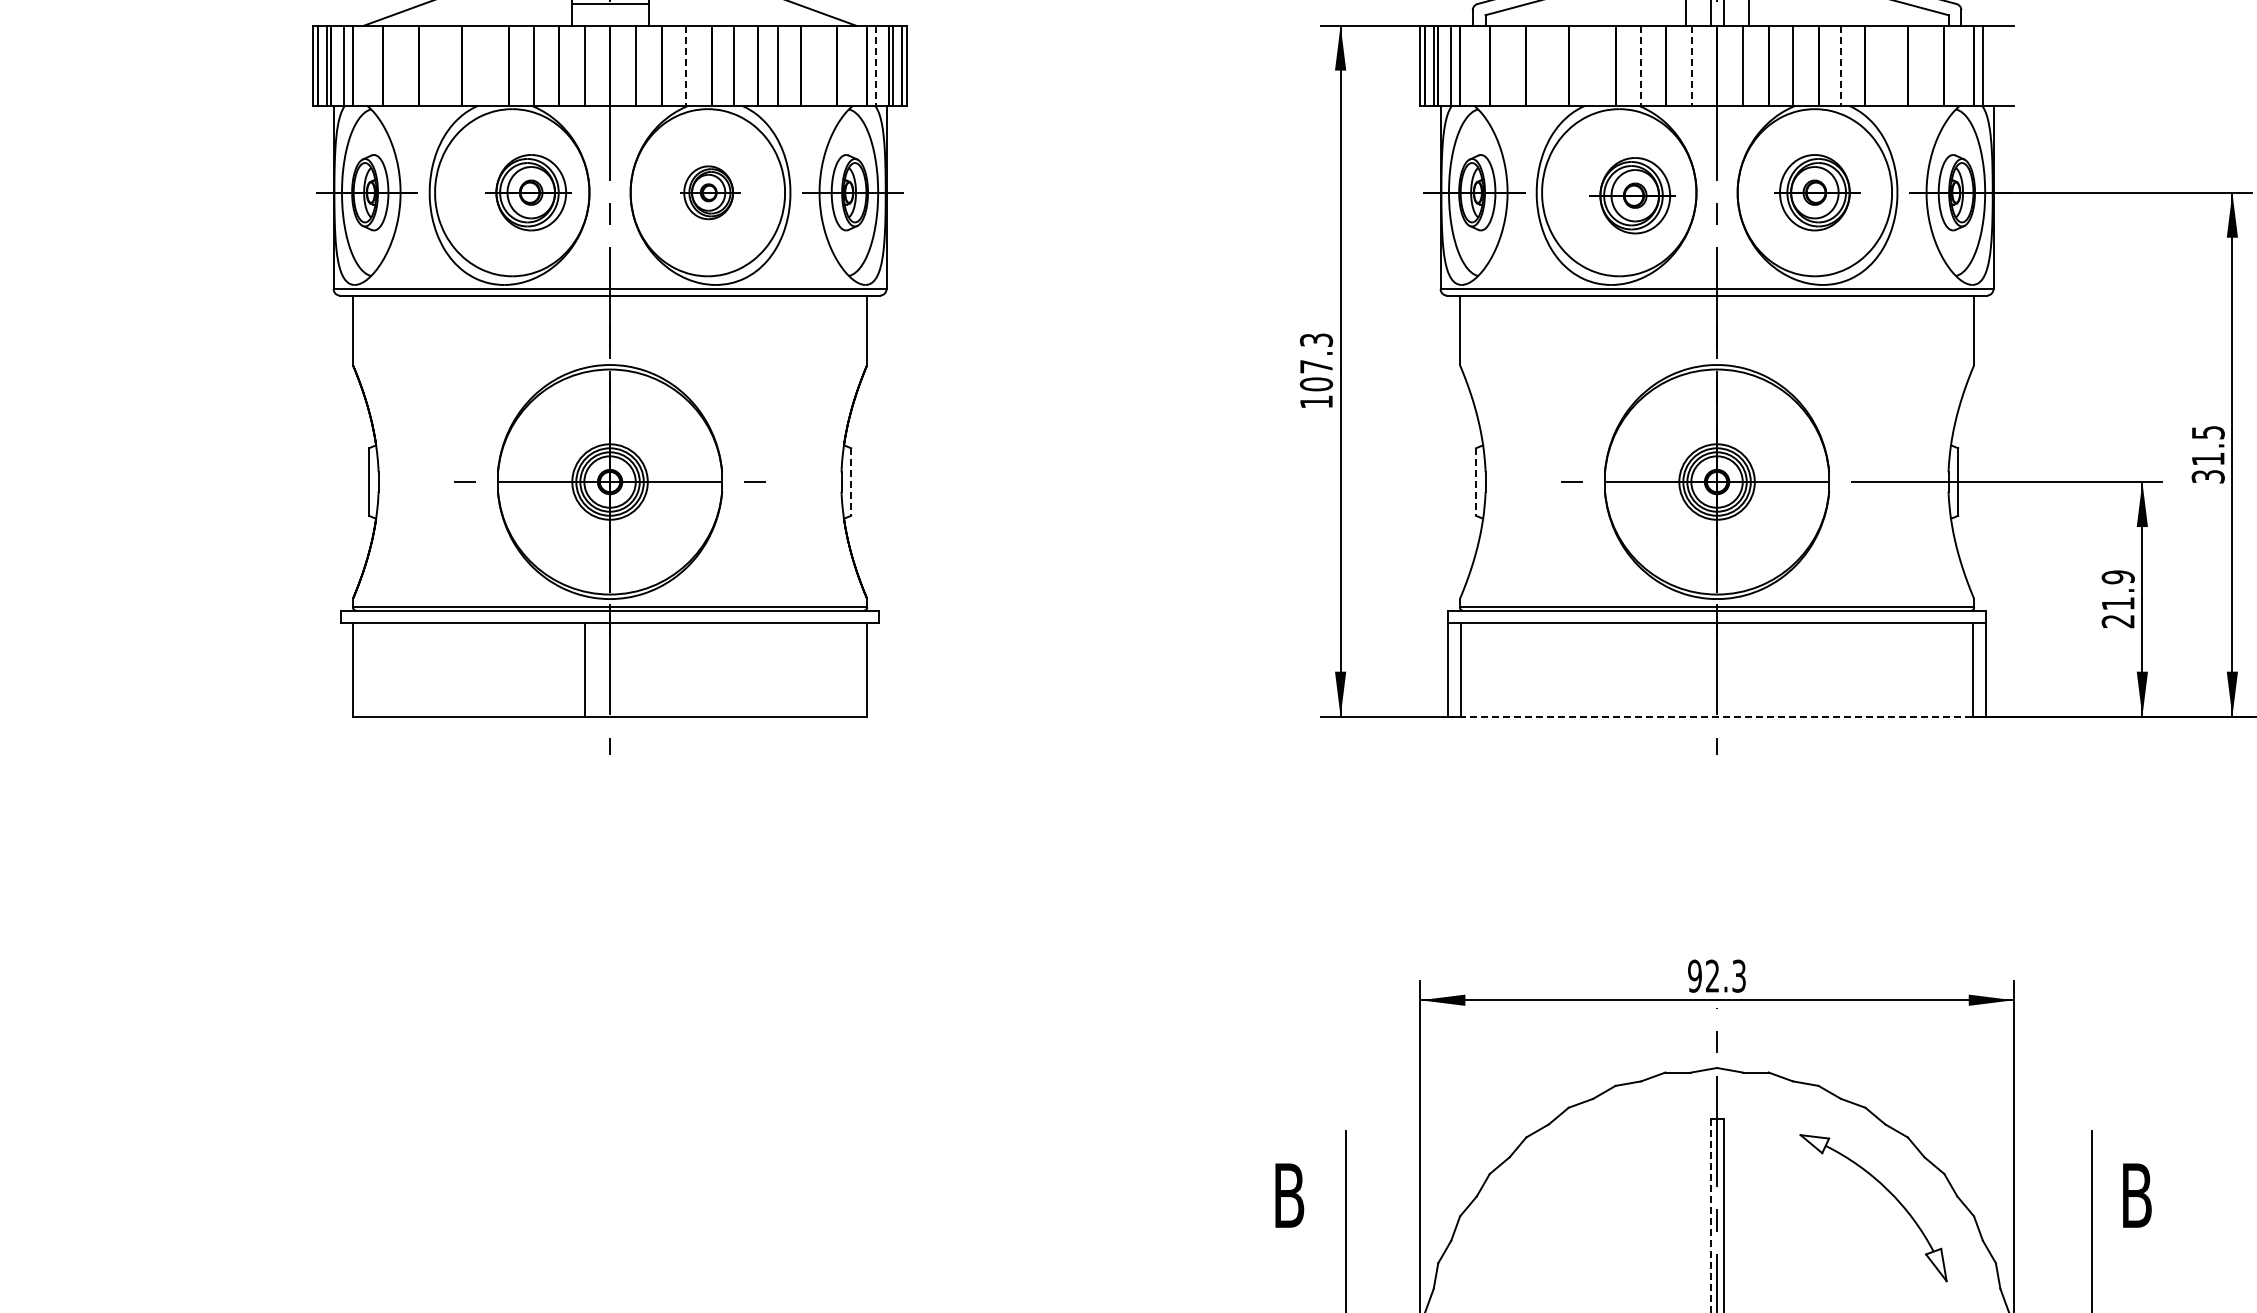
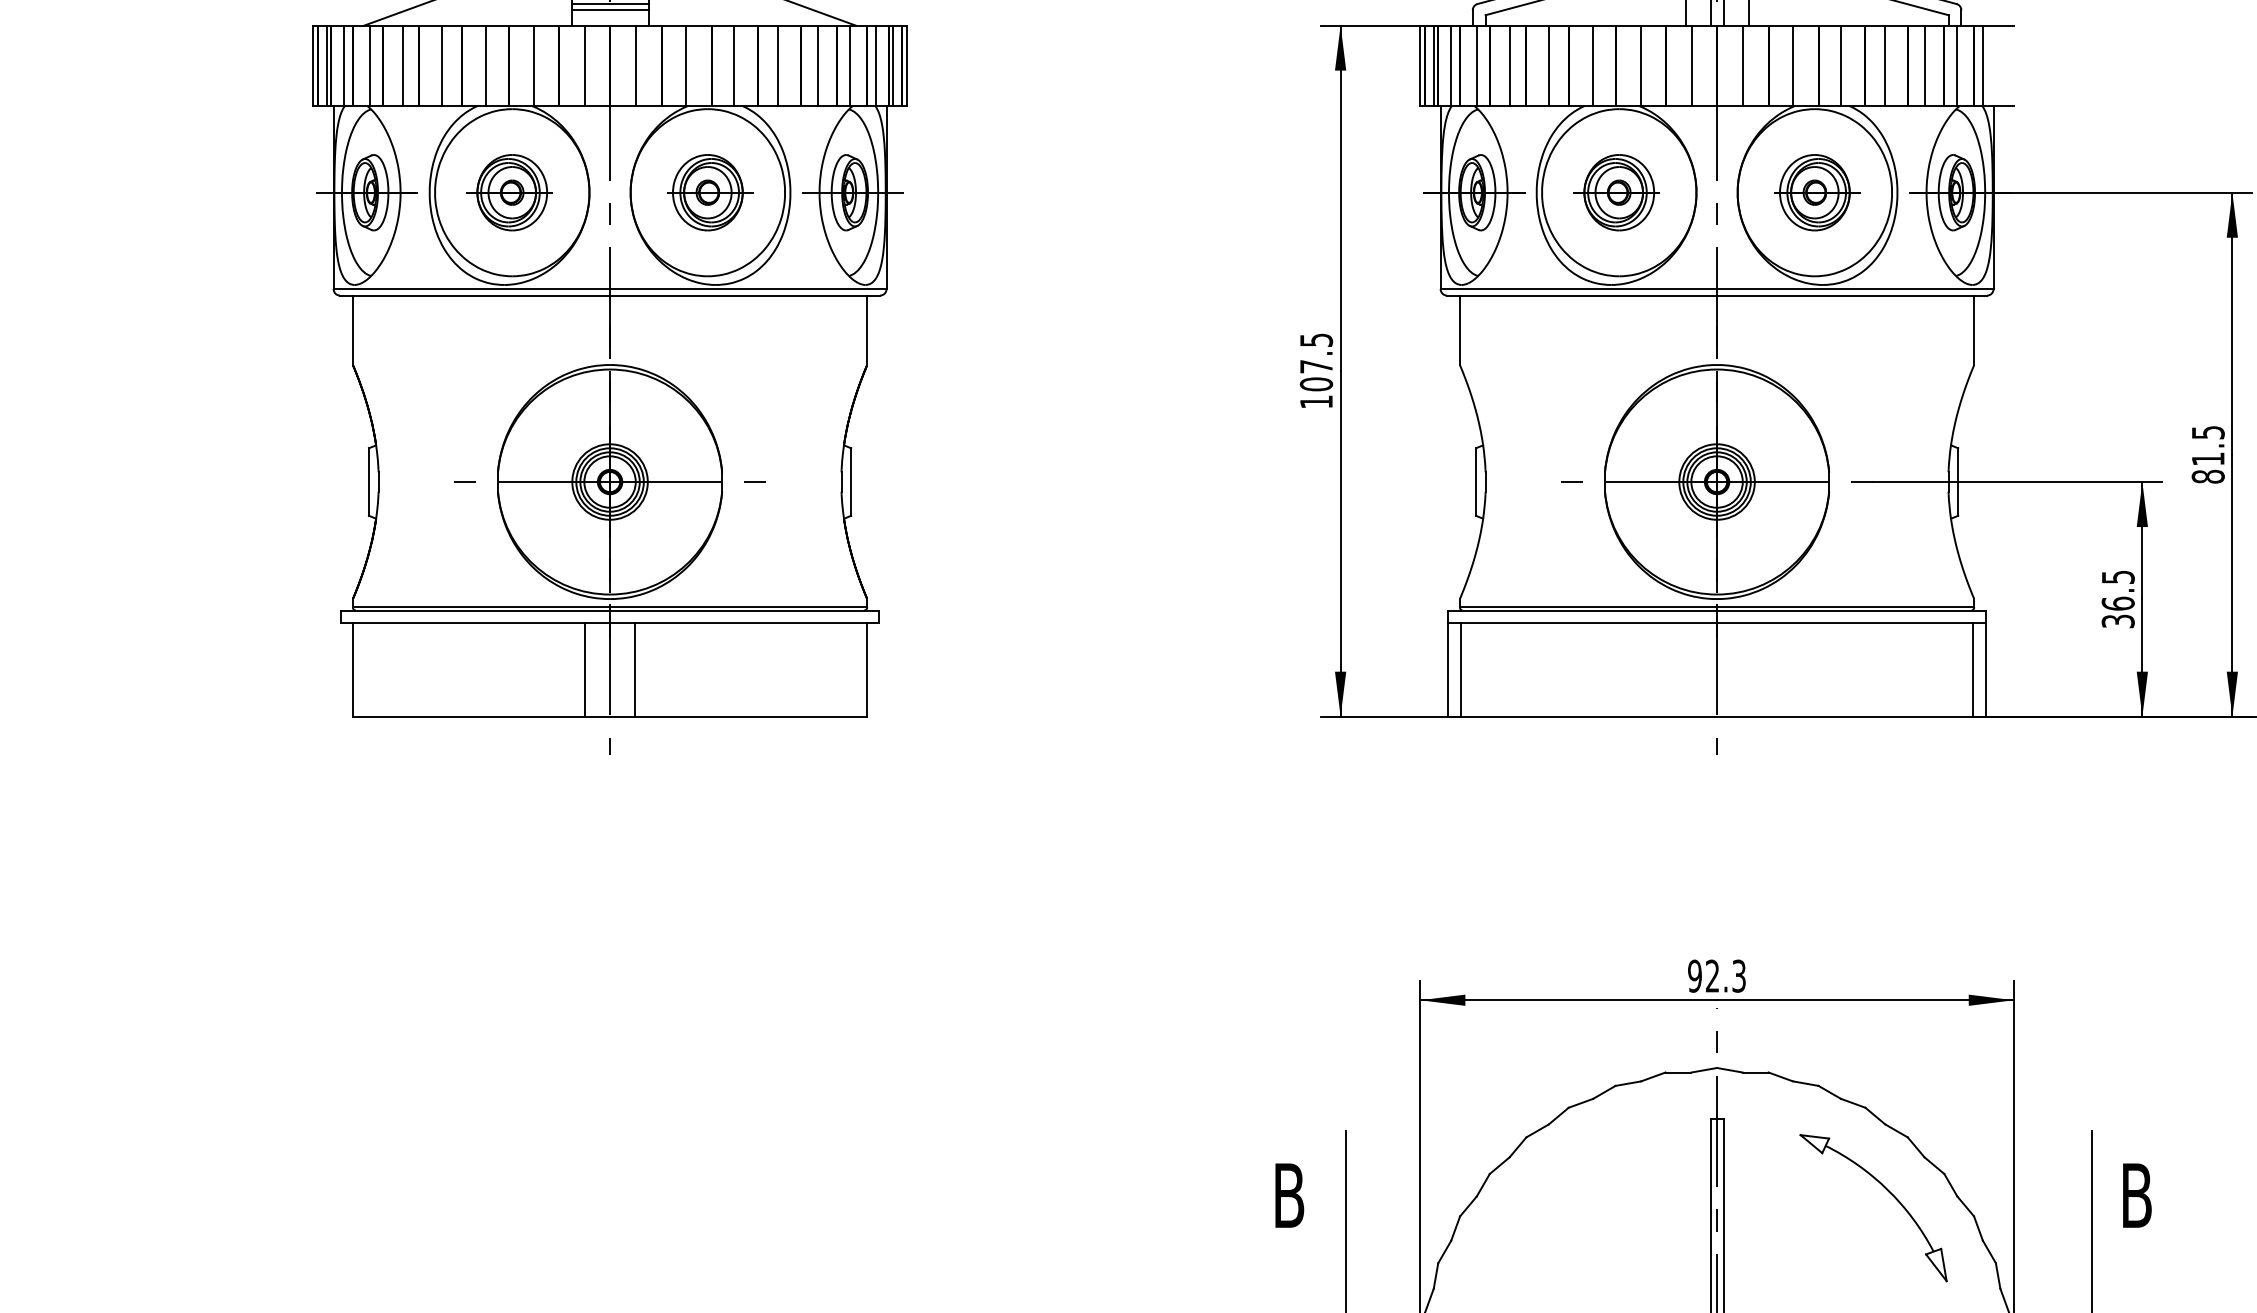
line: none -> present (609, 10)
line: none -> present (369, 65)
line: none -> present (402, 65)
line: none -> present (441, 65)
line: none -> present (486, 65)
line: none -> present (817, 65)
line: none -> present (850, 65)
line: none -> present (1476, 65)
line: none -> present (1509, 65)
line: none -> present (1548, 65)
line: none -> present (1593, 65)
line: none -> present (1885, 65)
line: none -> present (1924, 65)
line: none -> present (1957, 65)
line: dashed -> solid (686, 66)
line: dashed -> solid (875, 66)
line: dashed -> solid (1641, 66)
line: dashed -> solid (1691, 66)
line: dashed -> solid (1841, 66)
part position: (528, 192) -> (509, 192) (509, 192)
part size: 61x56 px -> 87x78 px (710, 192)
part position: (1632, 195) -> (1616, 192) (1616, 192)
text: 107.3 -> 107.5 (1315, 339)
text: 31.5 -> 81.5 (2207, 476)
line: dashed -> solid (851, 482)
line: dashed -> solid (1475, 482)
text: 21.9 -> 36.5 (2117, 599)
line: none -> present (635, 669)
line: dashed -> solid (1717, 716)
line: dashed -> solid (1710, 1215)
